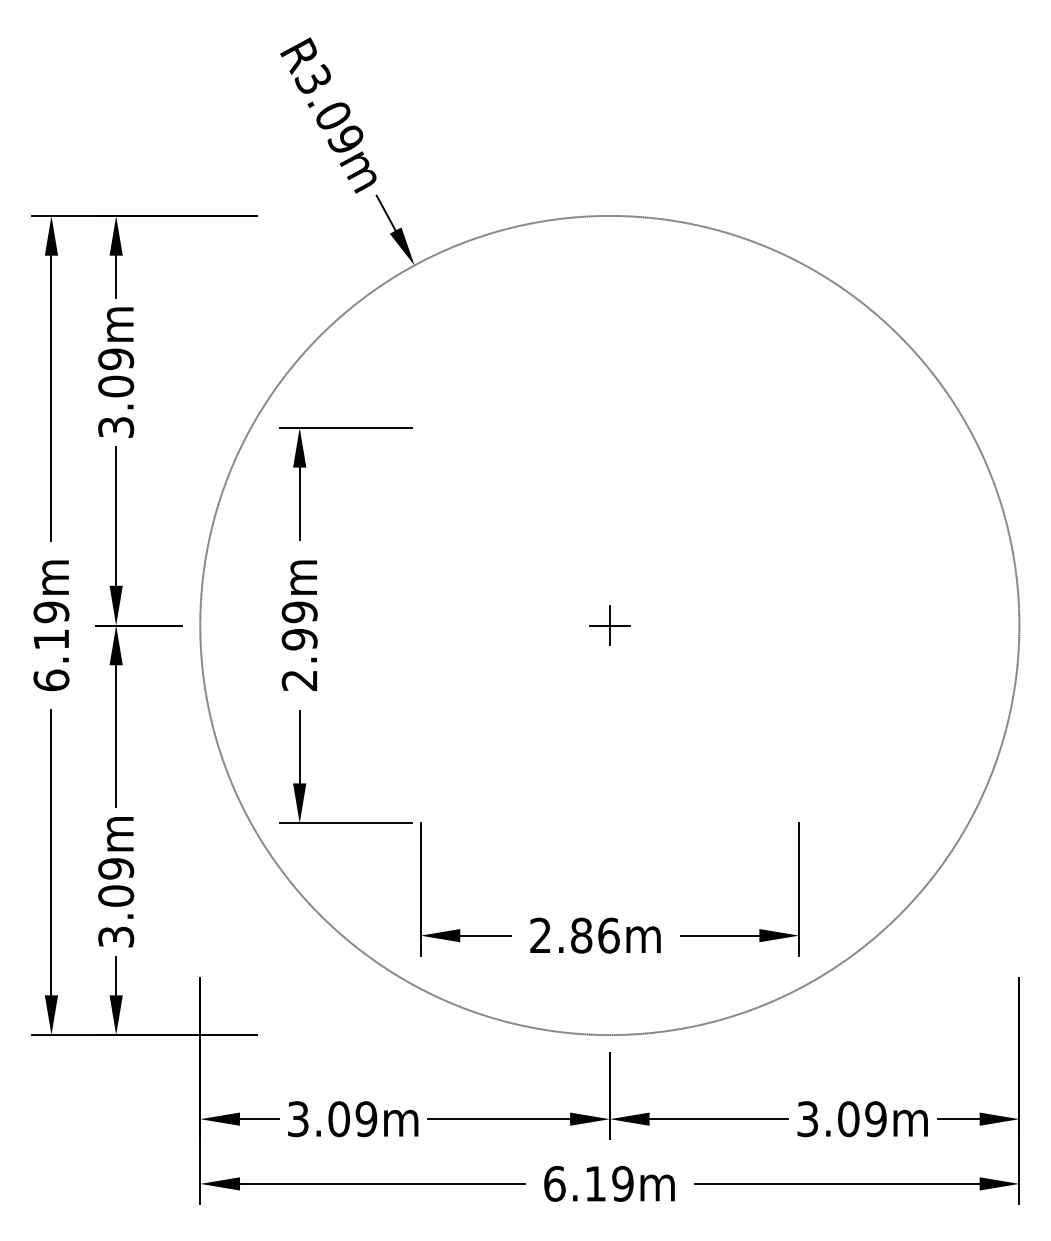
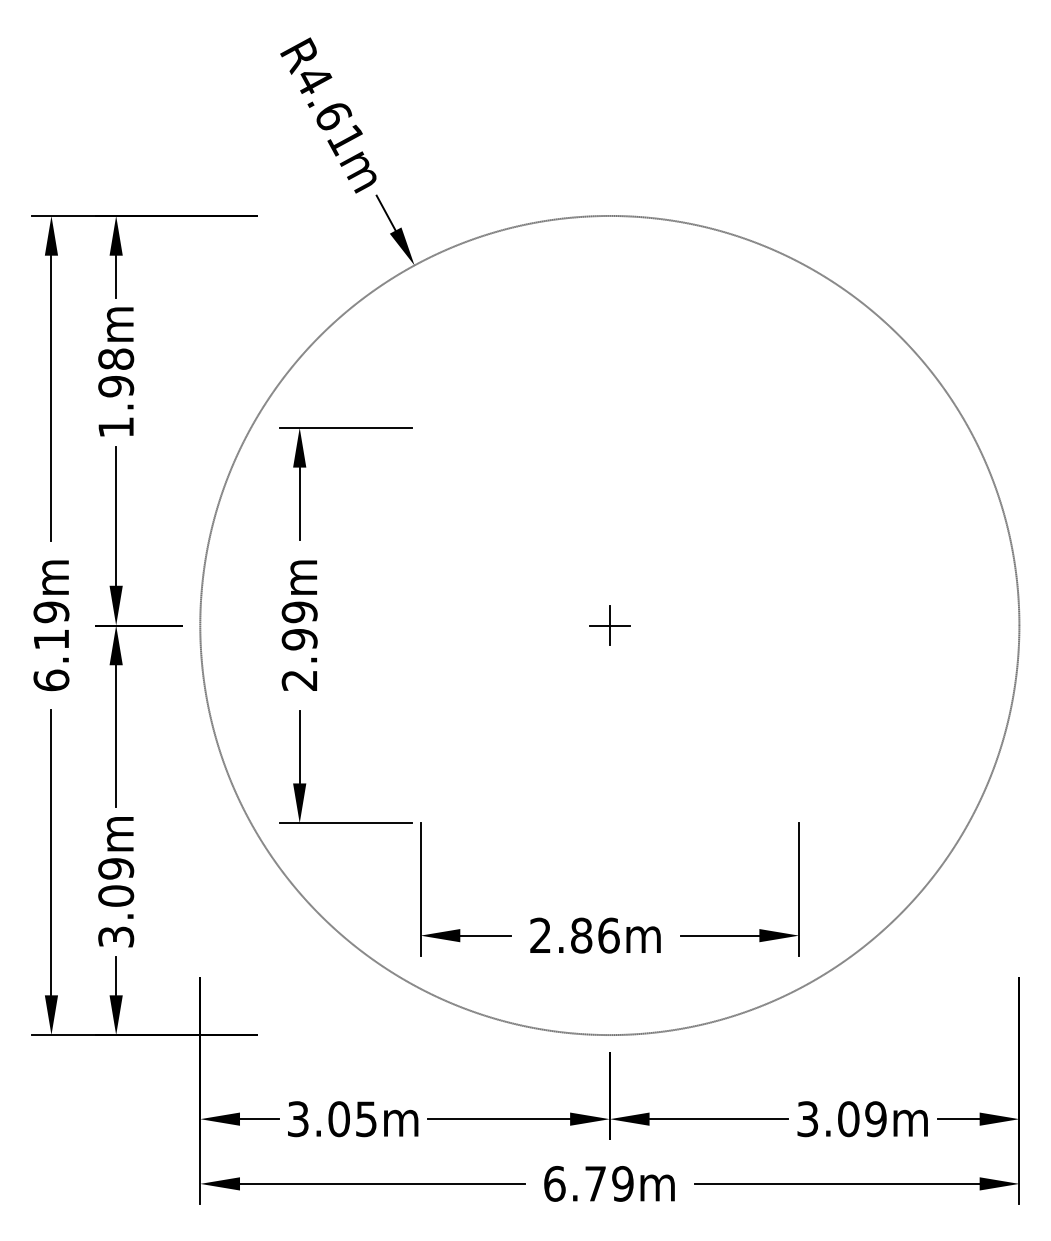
text: R3.09m -> R4.61m (328, 110)
text: 3.09m -> 1.98m (116, 392)
text: 3.09m -> 3.05m (366, 1118)
text: 6.19m -> 6.79m (595, 1183)
